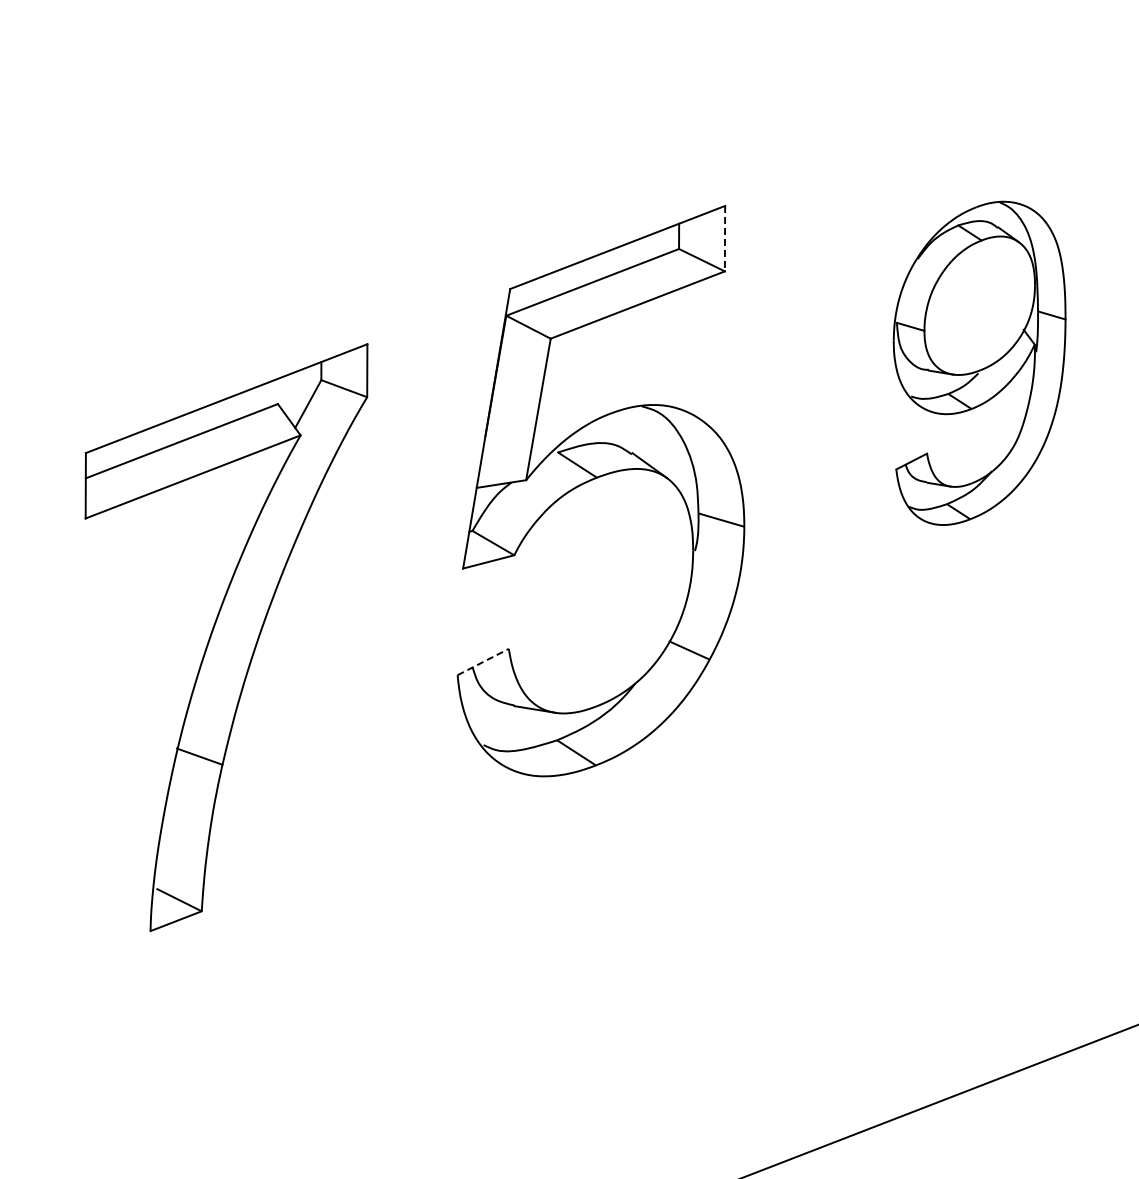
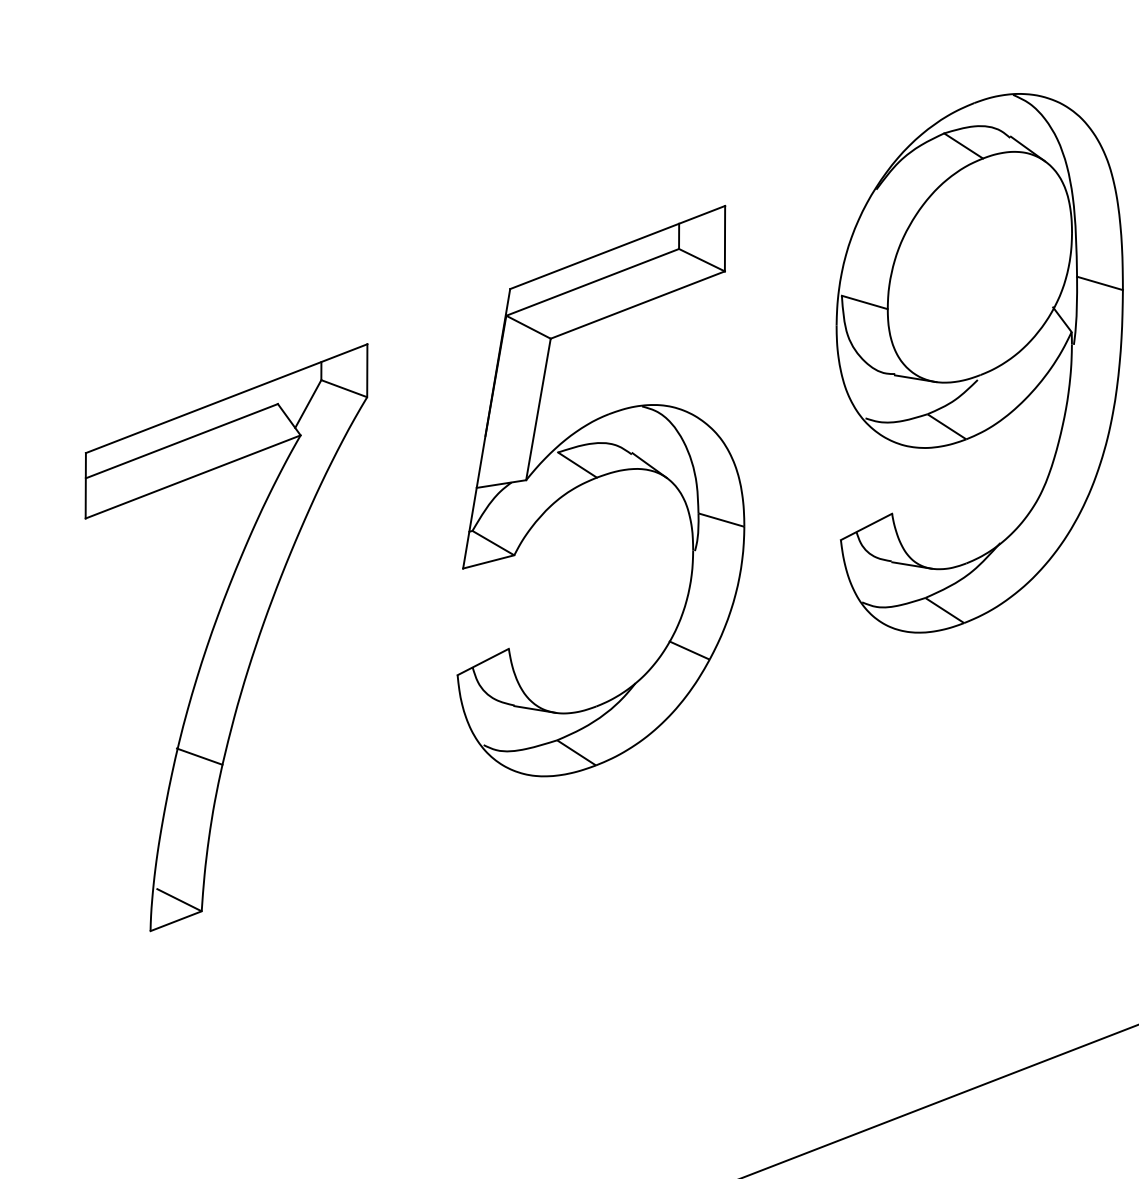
line: dashed -> solid (725, 238)
part size: 175x326 px -> 289x541 px (979, 363)
line: dashed -> solid (483, 662)
